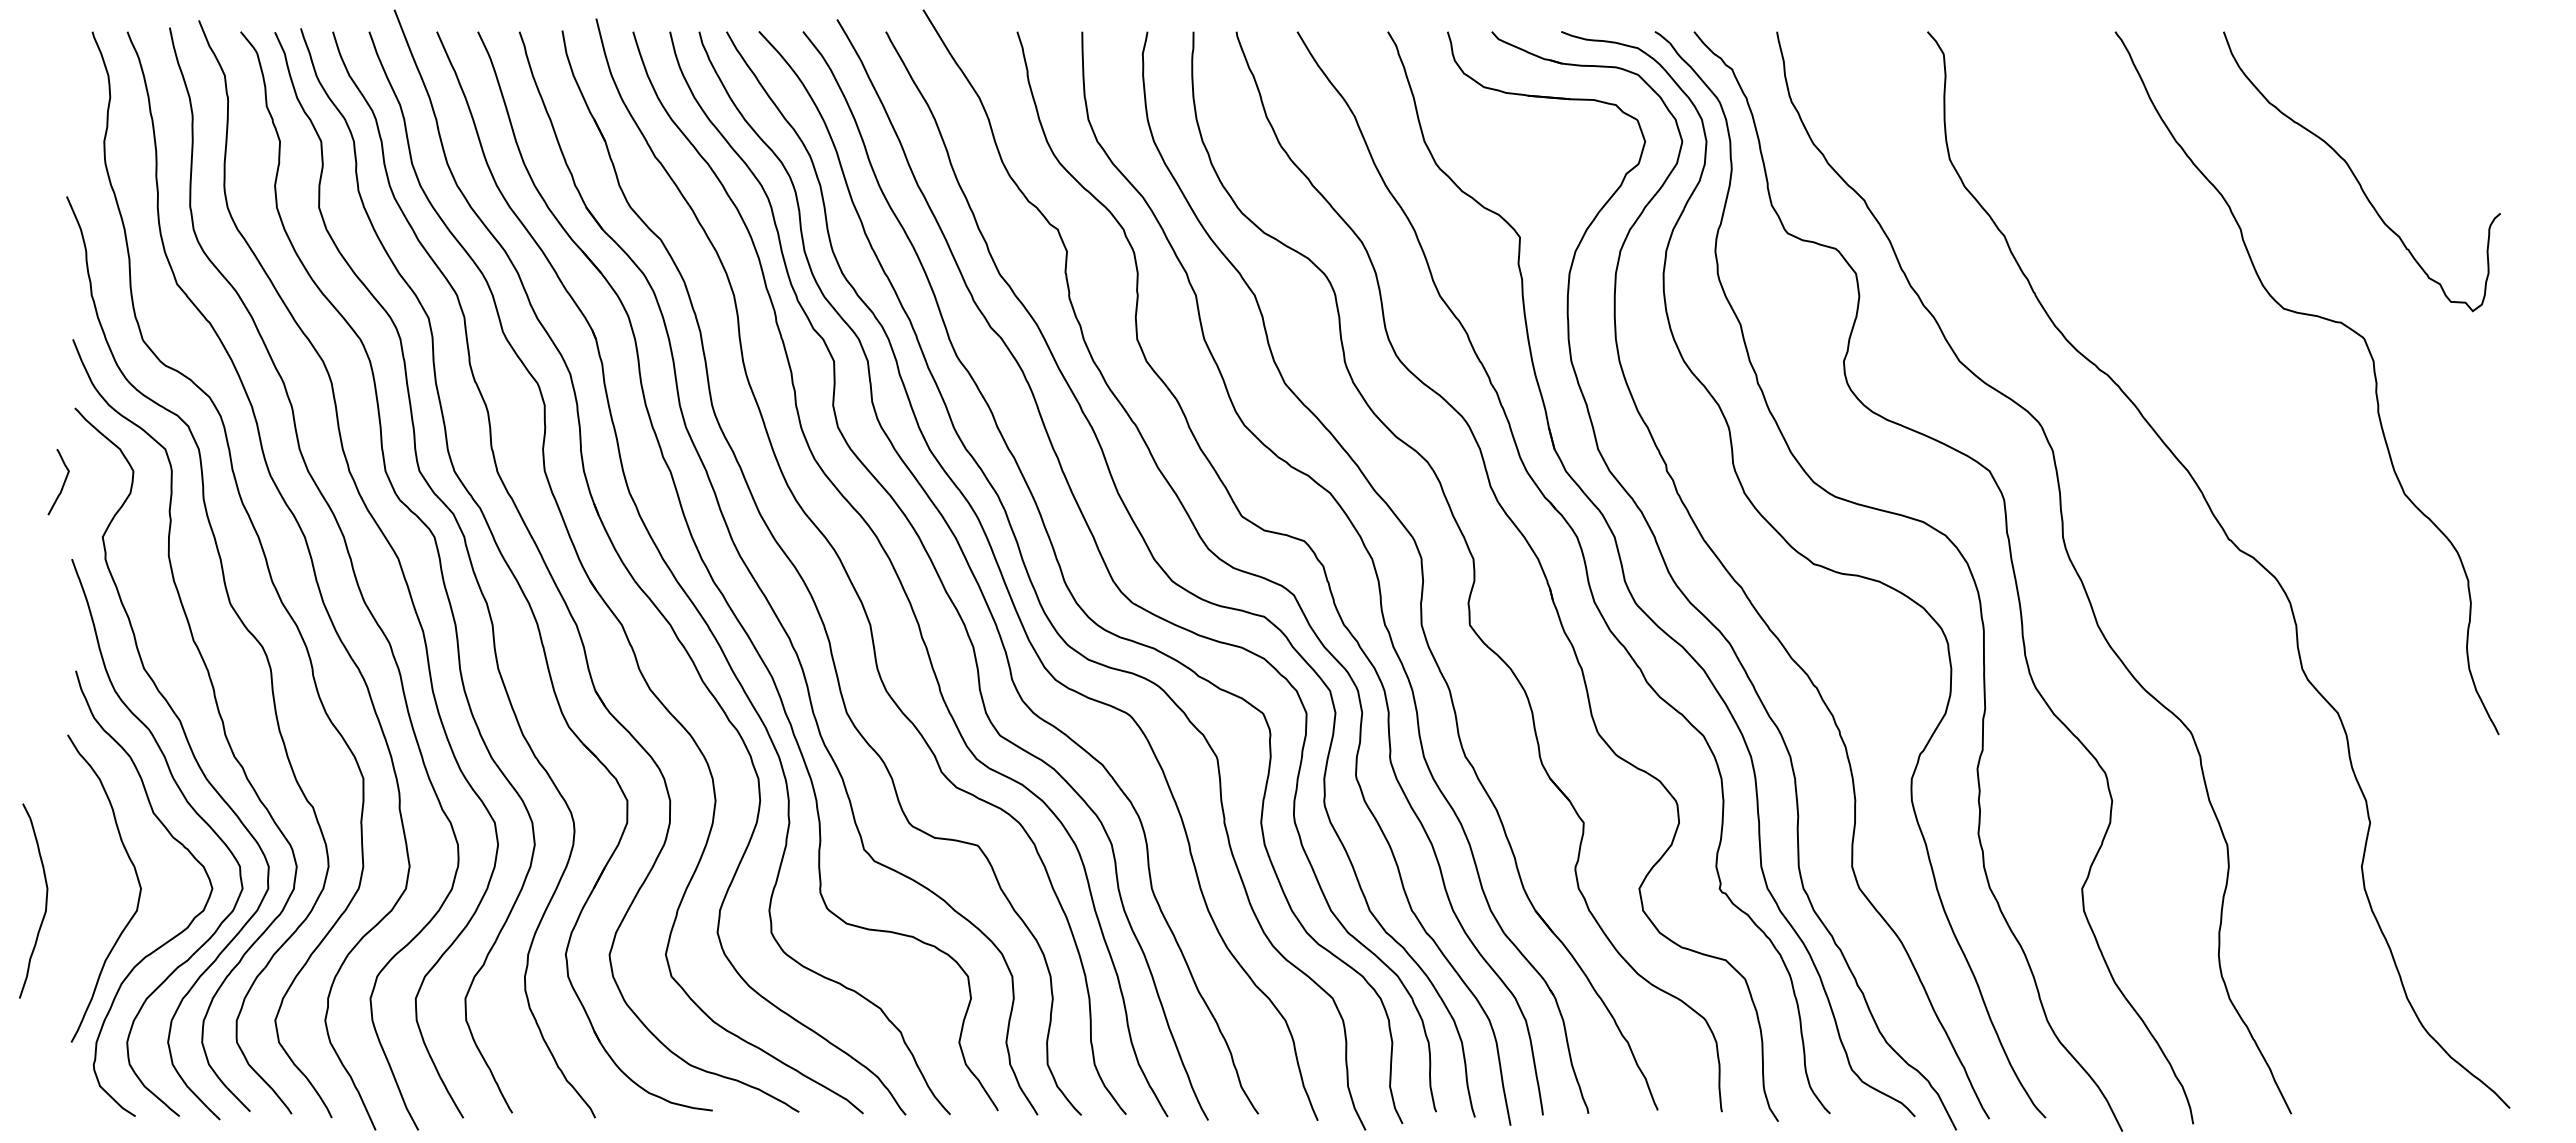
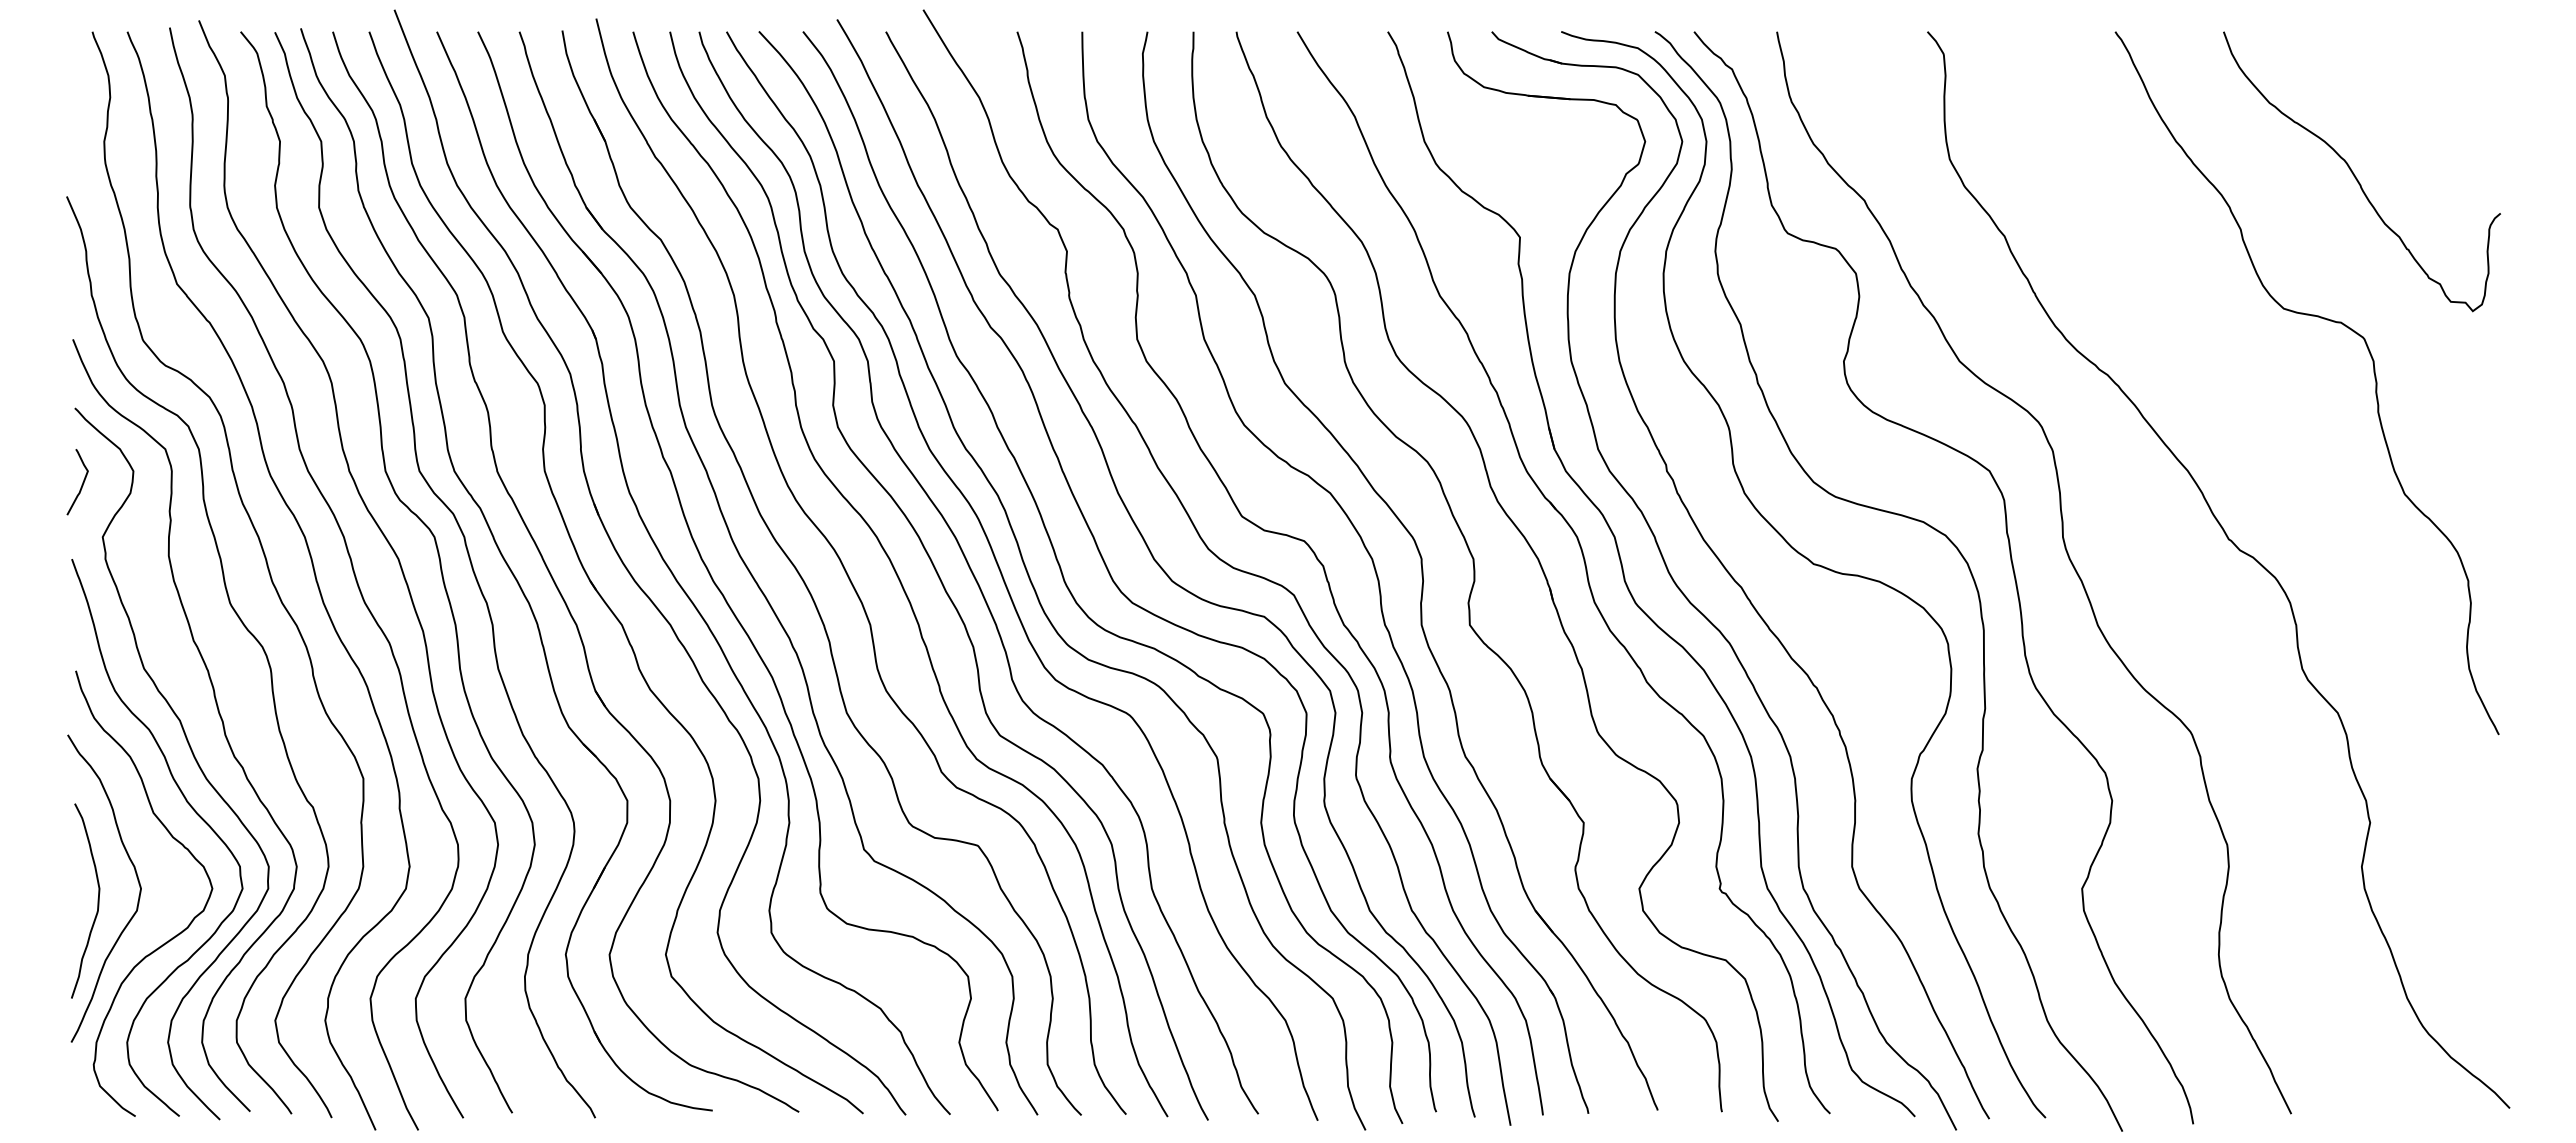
curve position: (62, 484) -> (81, 484) (81, 484)
curve position: (45, 900) -> (97, 900) (97, 900)
